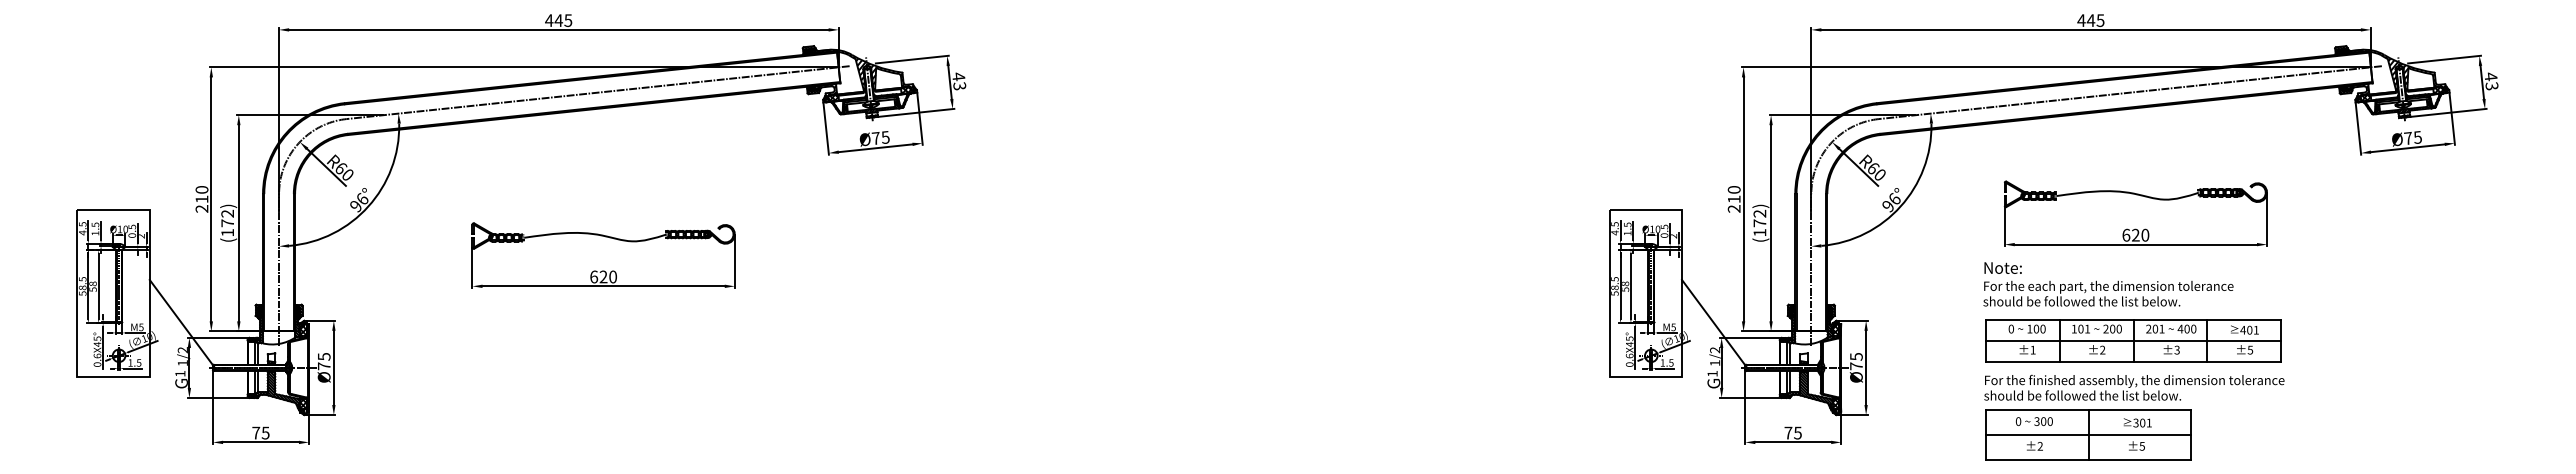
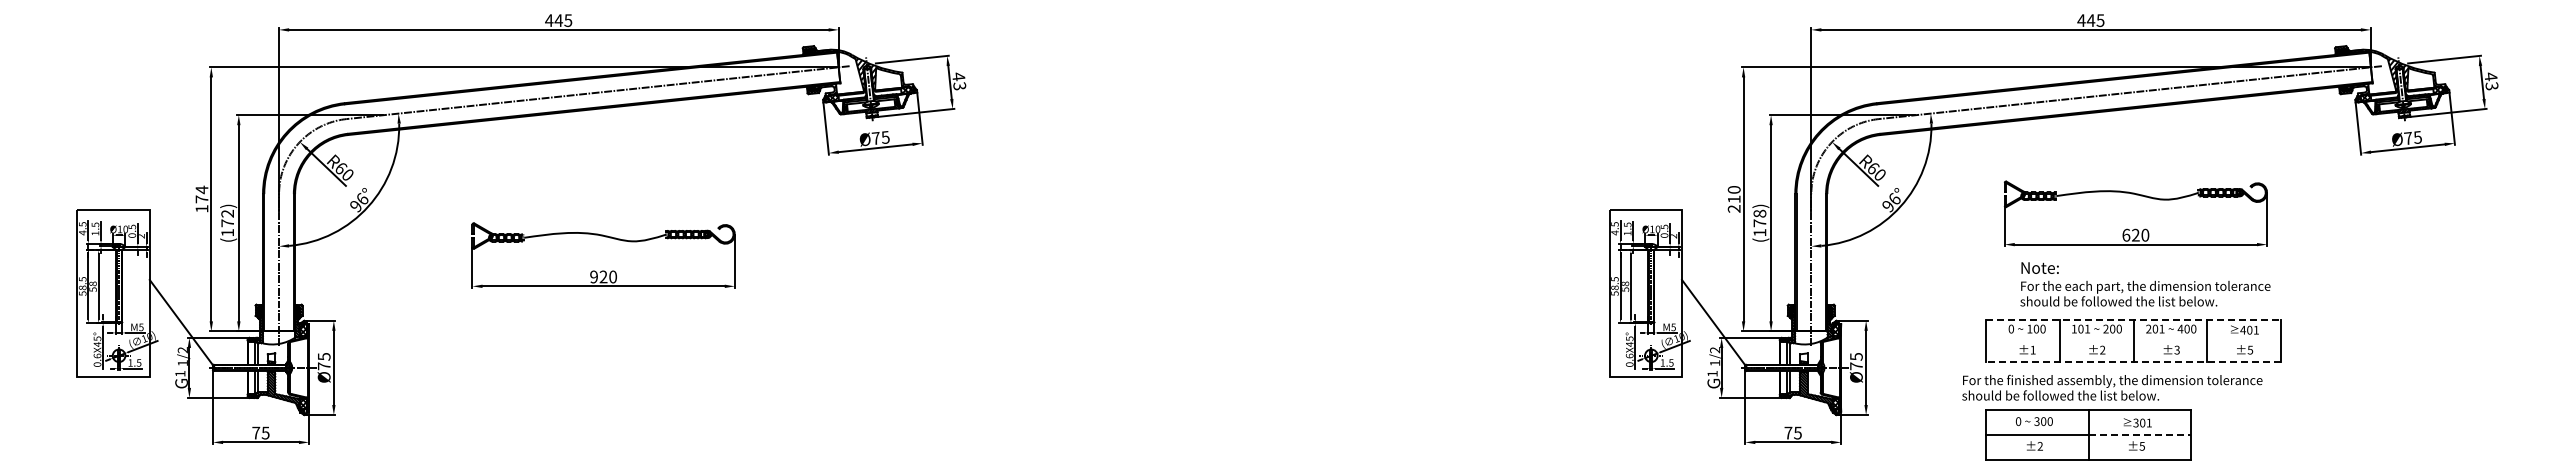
text: 210 -> 174 (201, 198)
text: (172) -> (178) (1759, 213)
text: 620 -> 920 (594, 276)
text position: (2108, 284) -> (2145, 284) (2145, 284)
line: solid -> dashed (2134, 319)
line: present -> none (2133, 340)
line: solid -> dashed (2133, 361)
text position: (2134, 387) -> (2112, 387) (2112, 387)
line: solid -> dashed (2140, 434)
